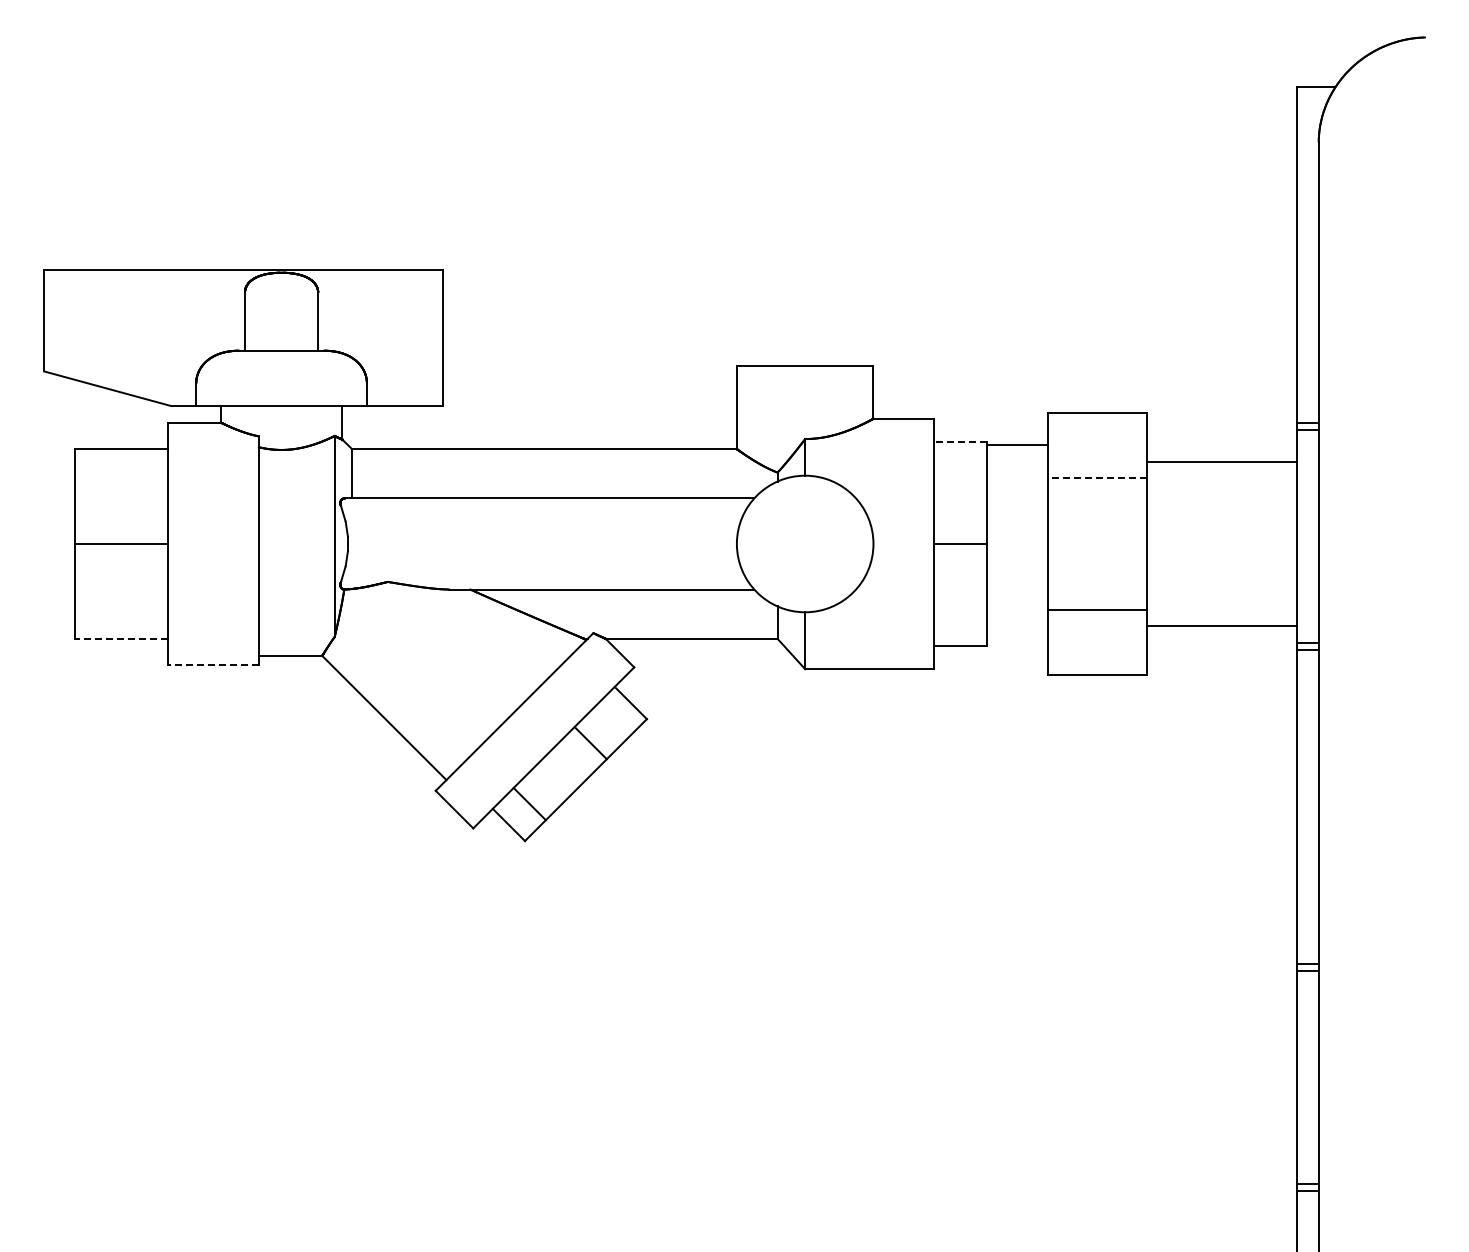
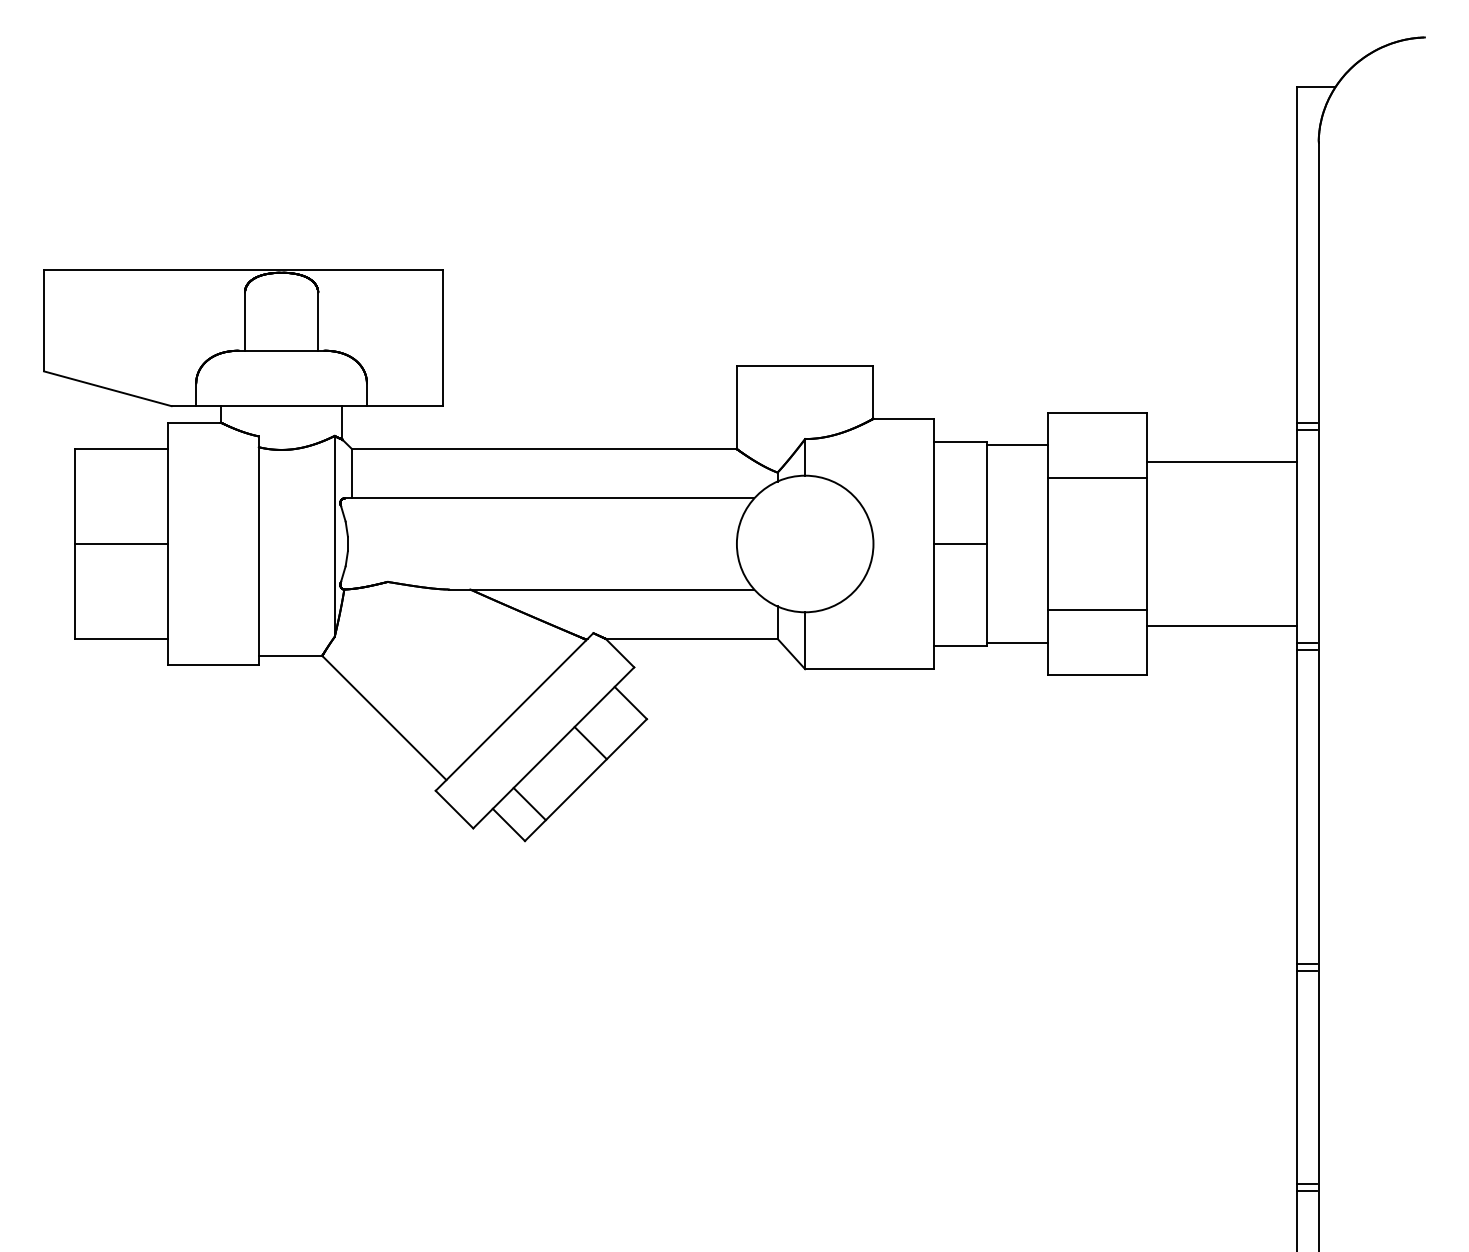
line: dashed -> solid (960, 441)
line: dashed -> solid (1096, 478)
line: dashed -> solid (120, 638)
line: none -> present (1017, 642)
line: dashed -> solid (213, 665)
